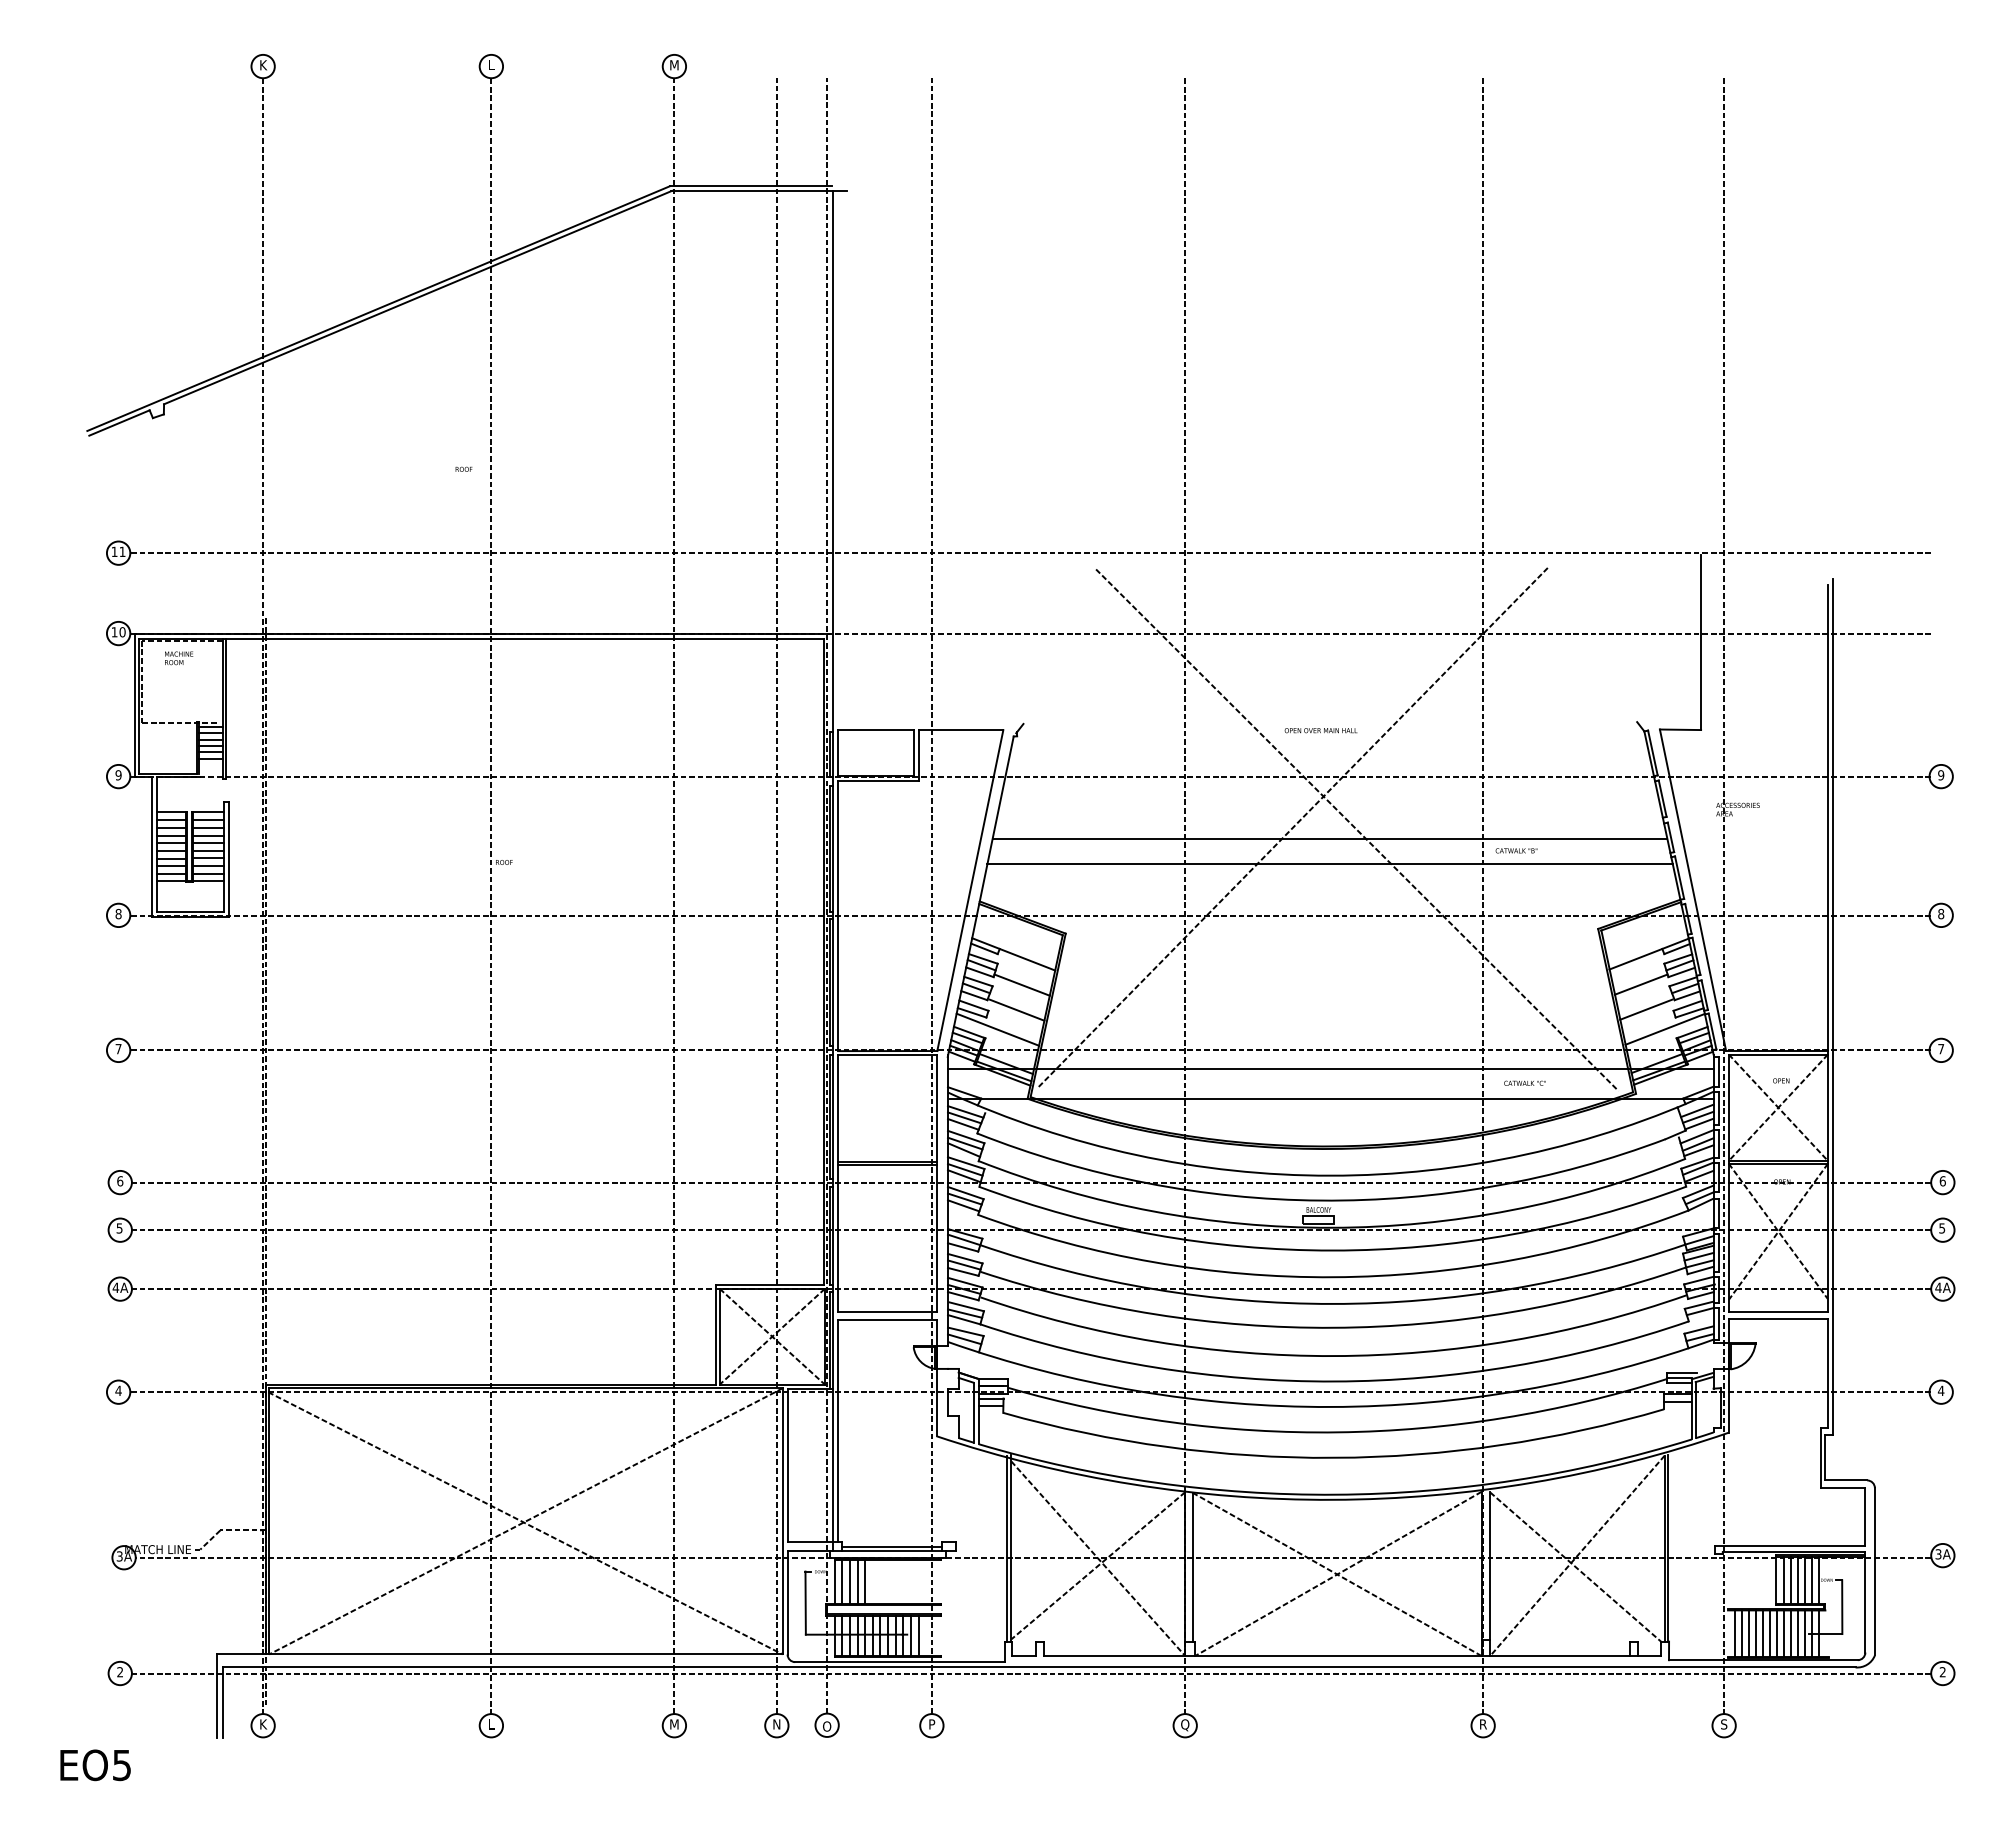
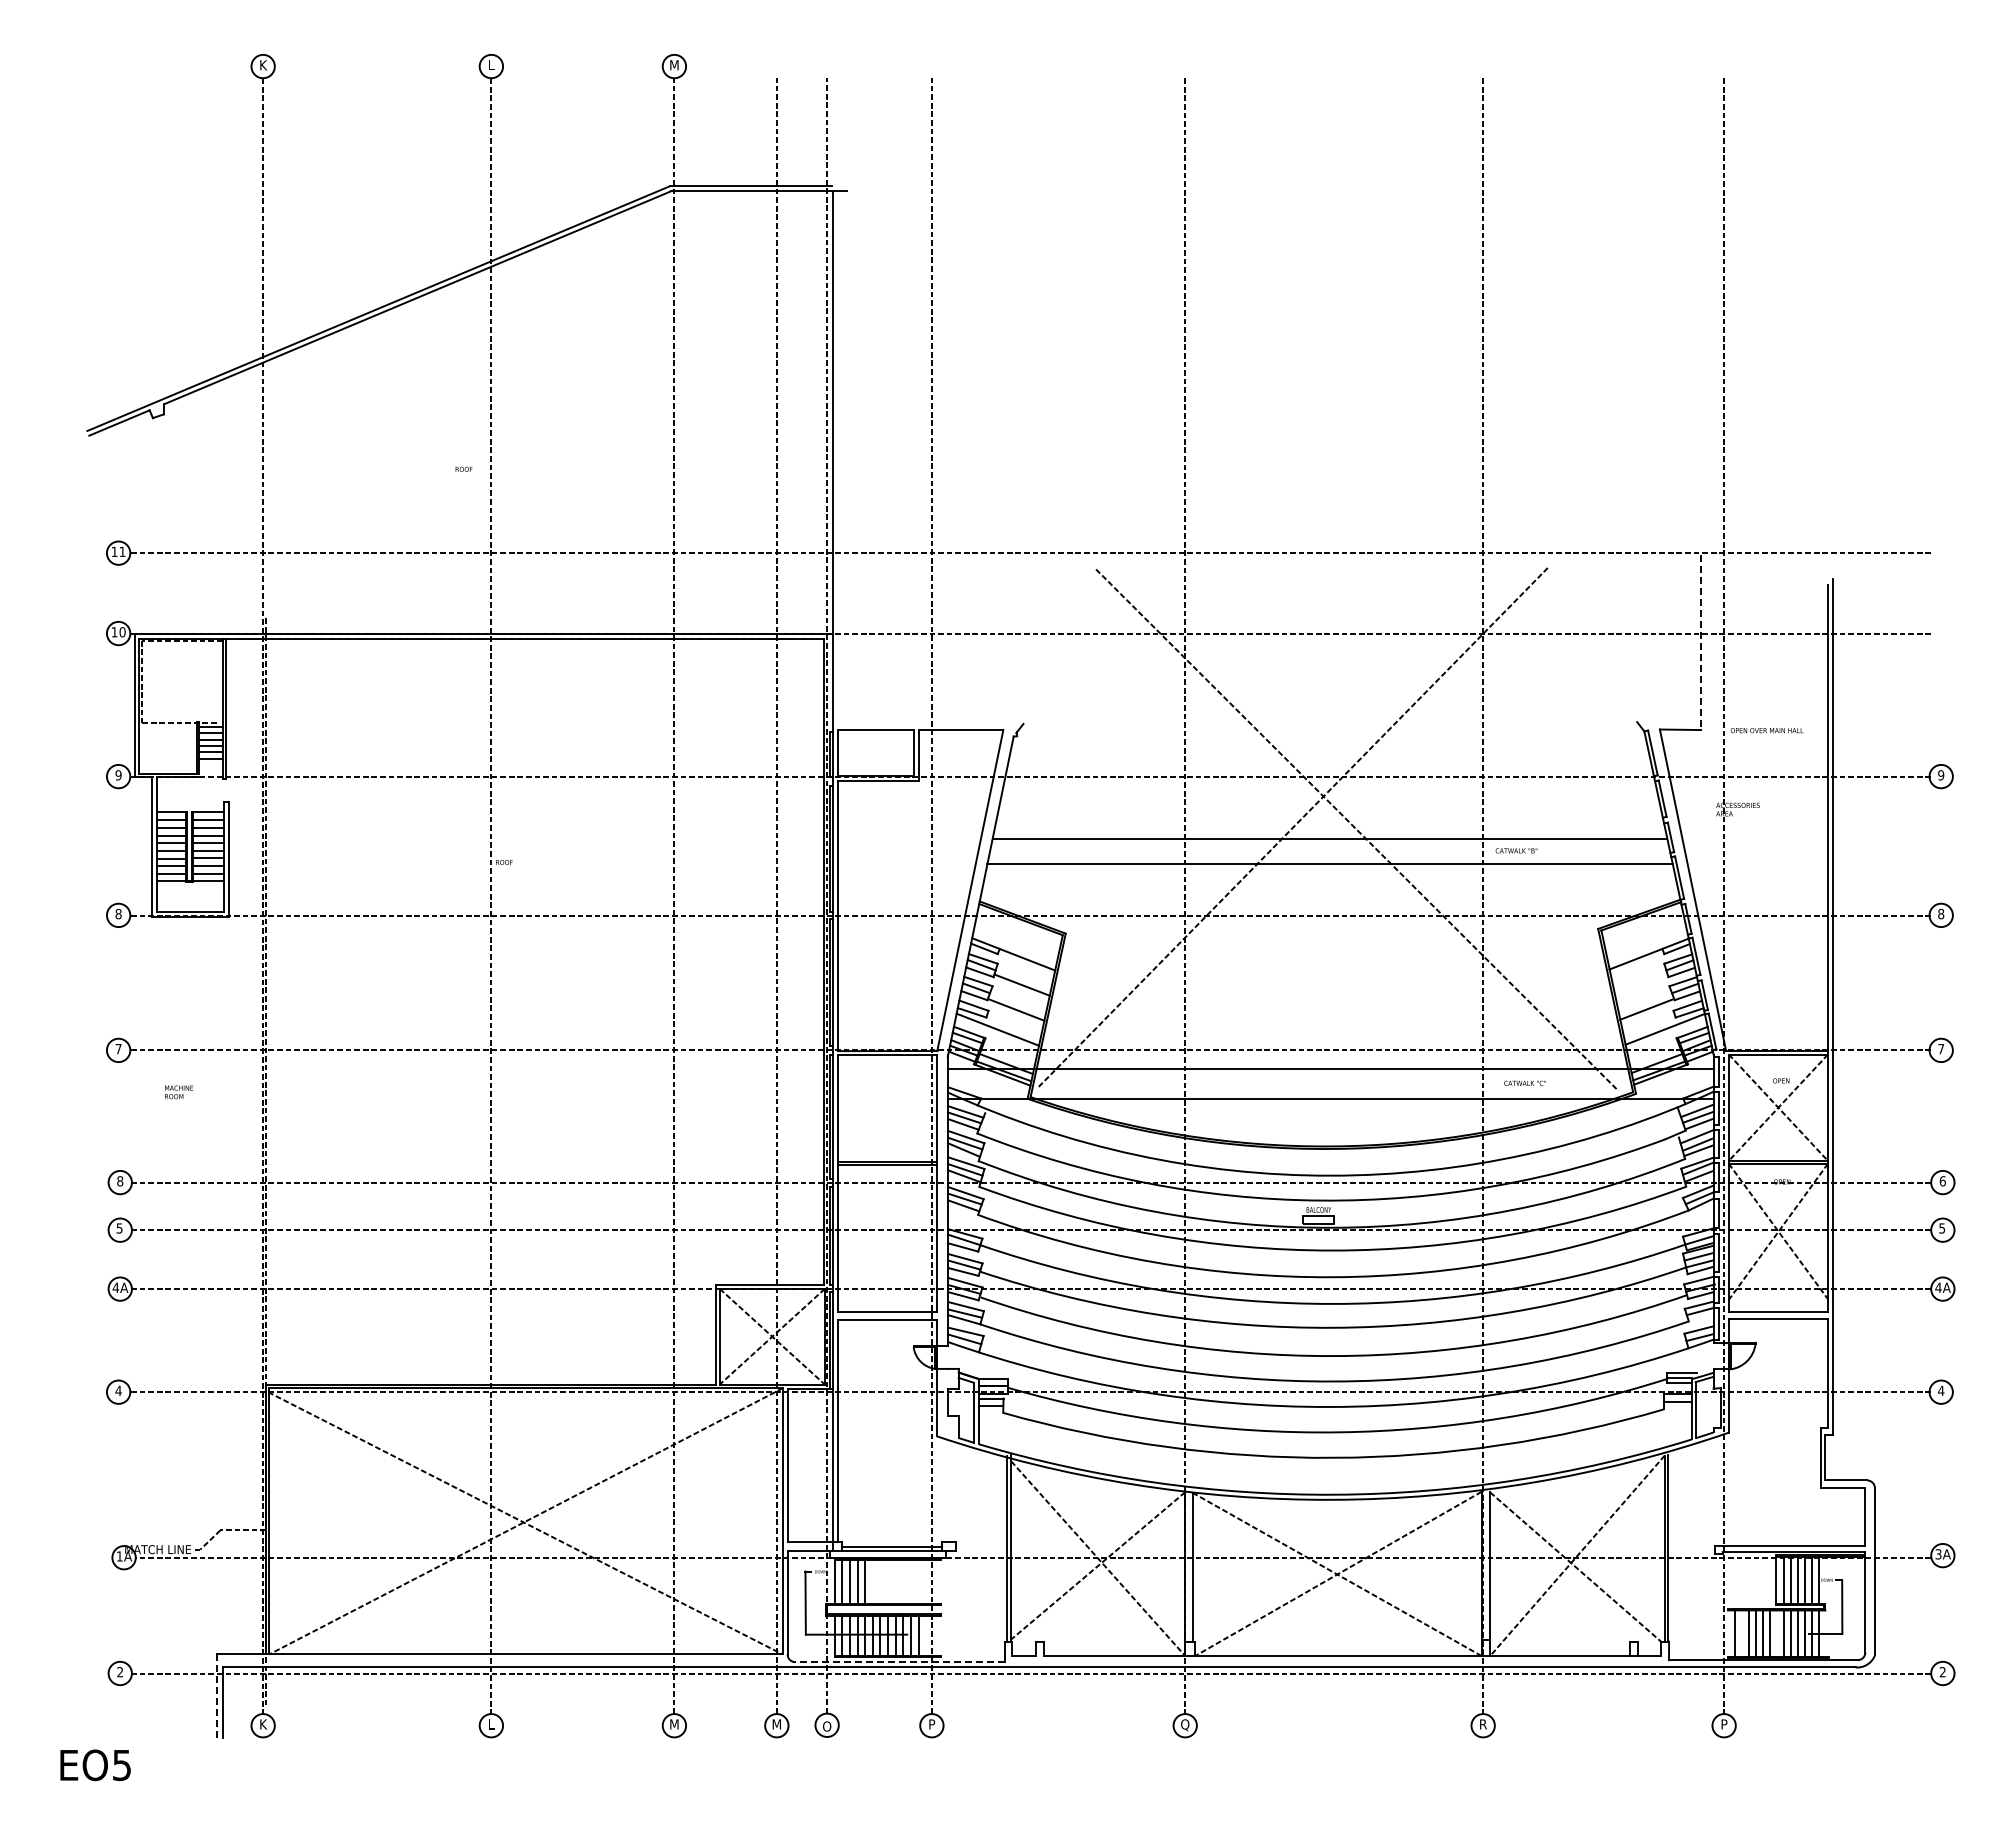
line: solid -> dashed (1701, 643)
text position: (179, 658) -> (179, 1092) (179, 1092)
text position: (1320, 730) -> (1766, 730) (1766, 730)
line: present -> none (1640, 984)
text: 6 -> 8 (120, 1181)
text: 3A -> 1A (119, 1556)
line: present -> none (1742, 1633)
line: present -> none (1777, 1633)
line: solid -> dashed (899, 1662)
line: solid -> dashed (217, 1696)
text: N -> M (776, 1724)
text: S -> P (1724, 1724)
